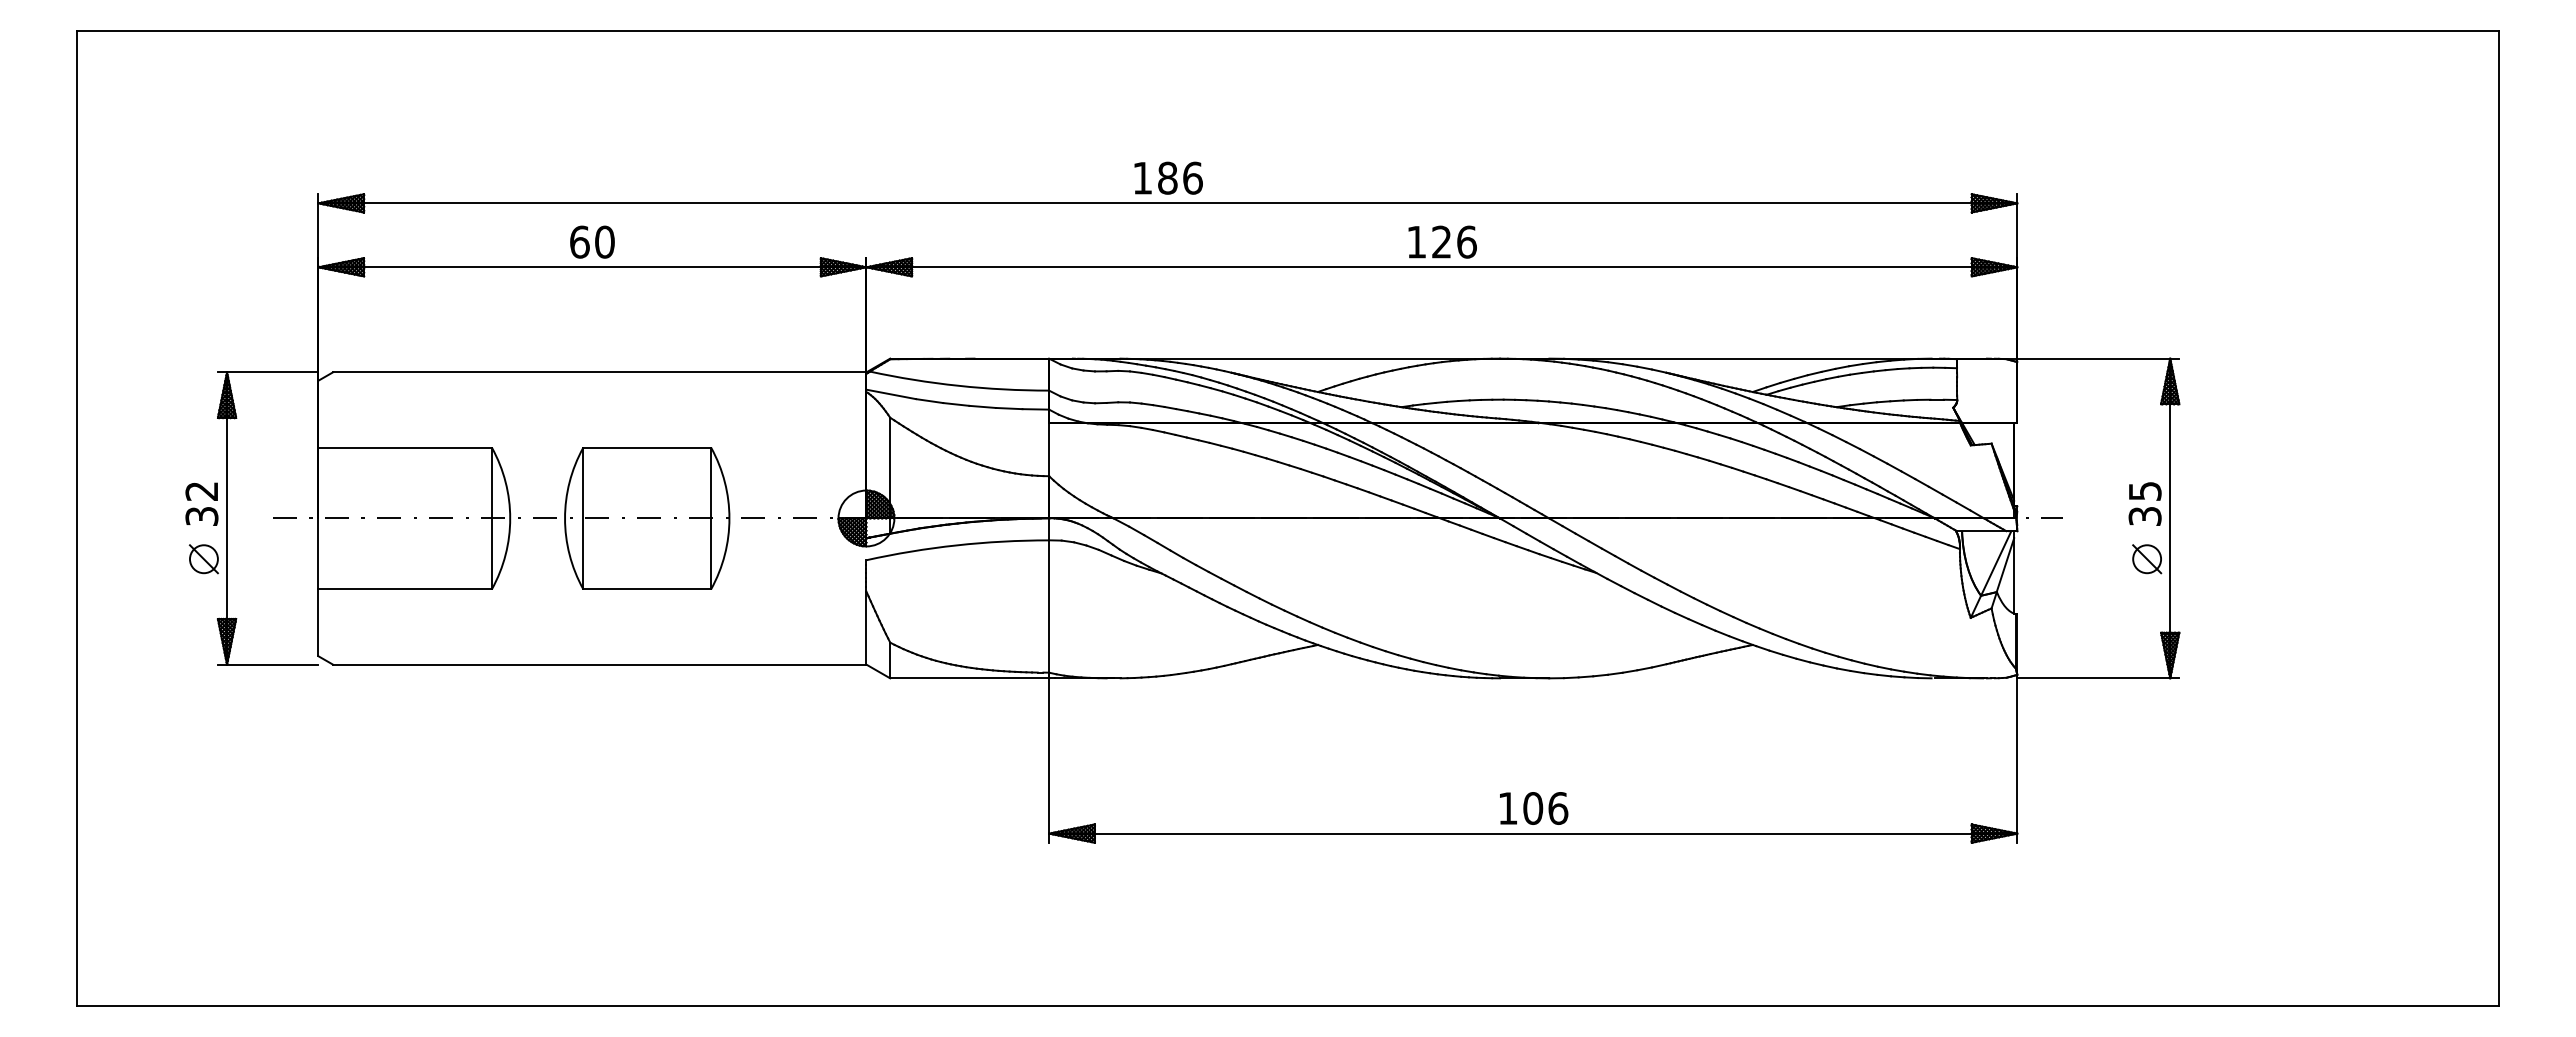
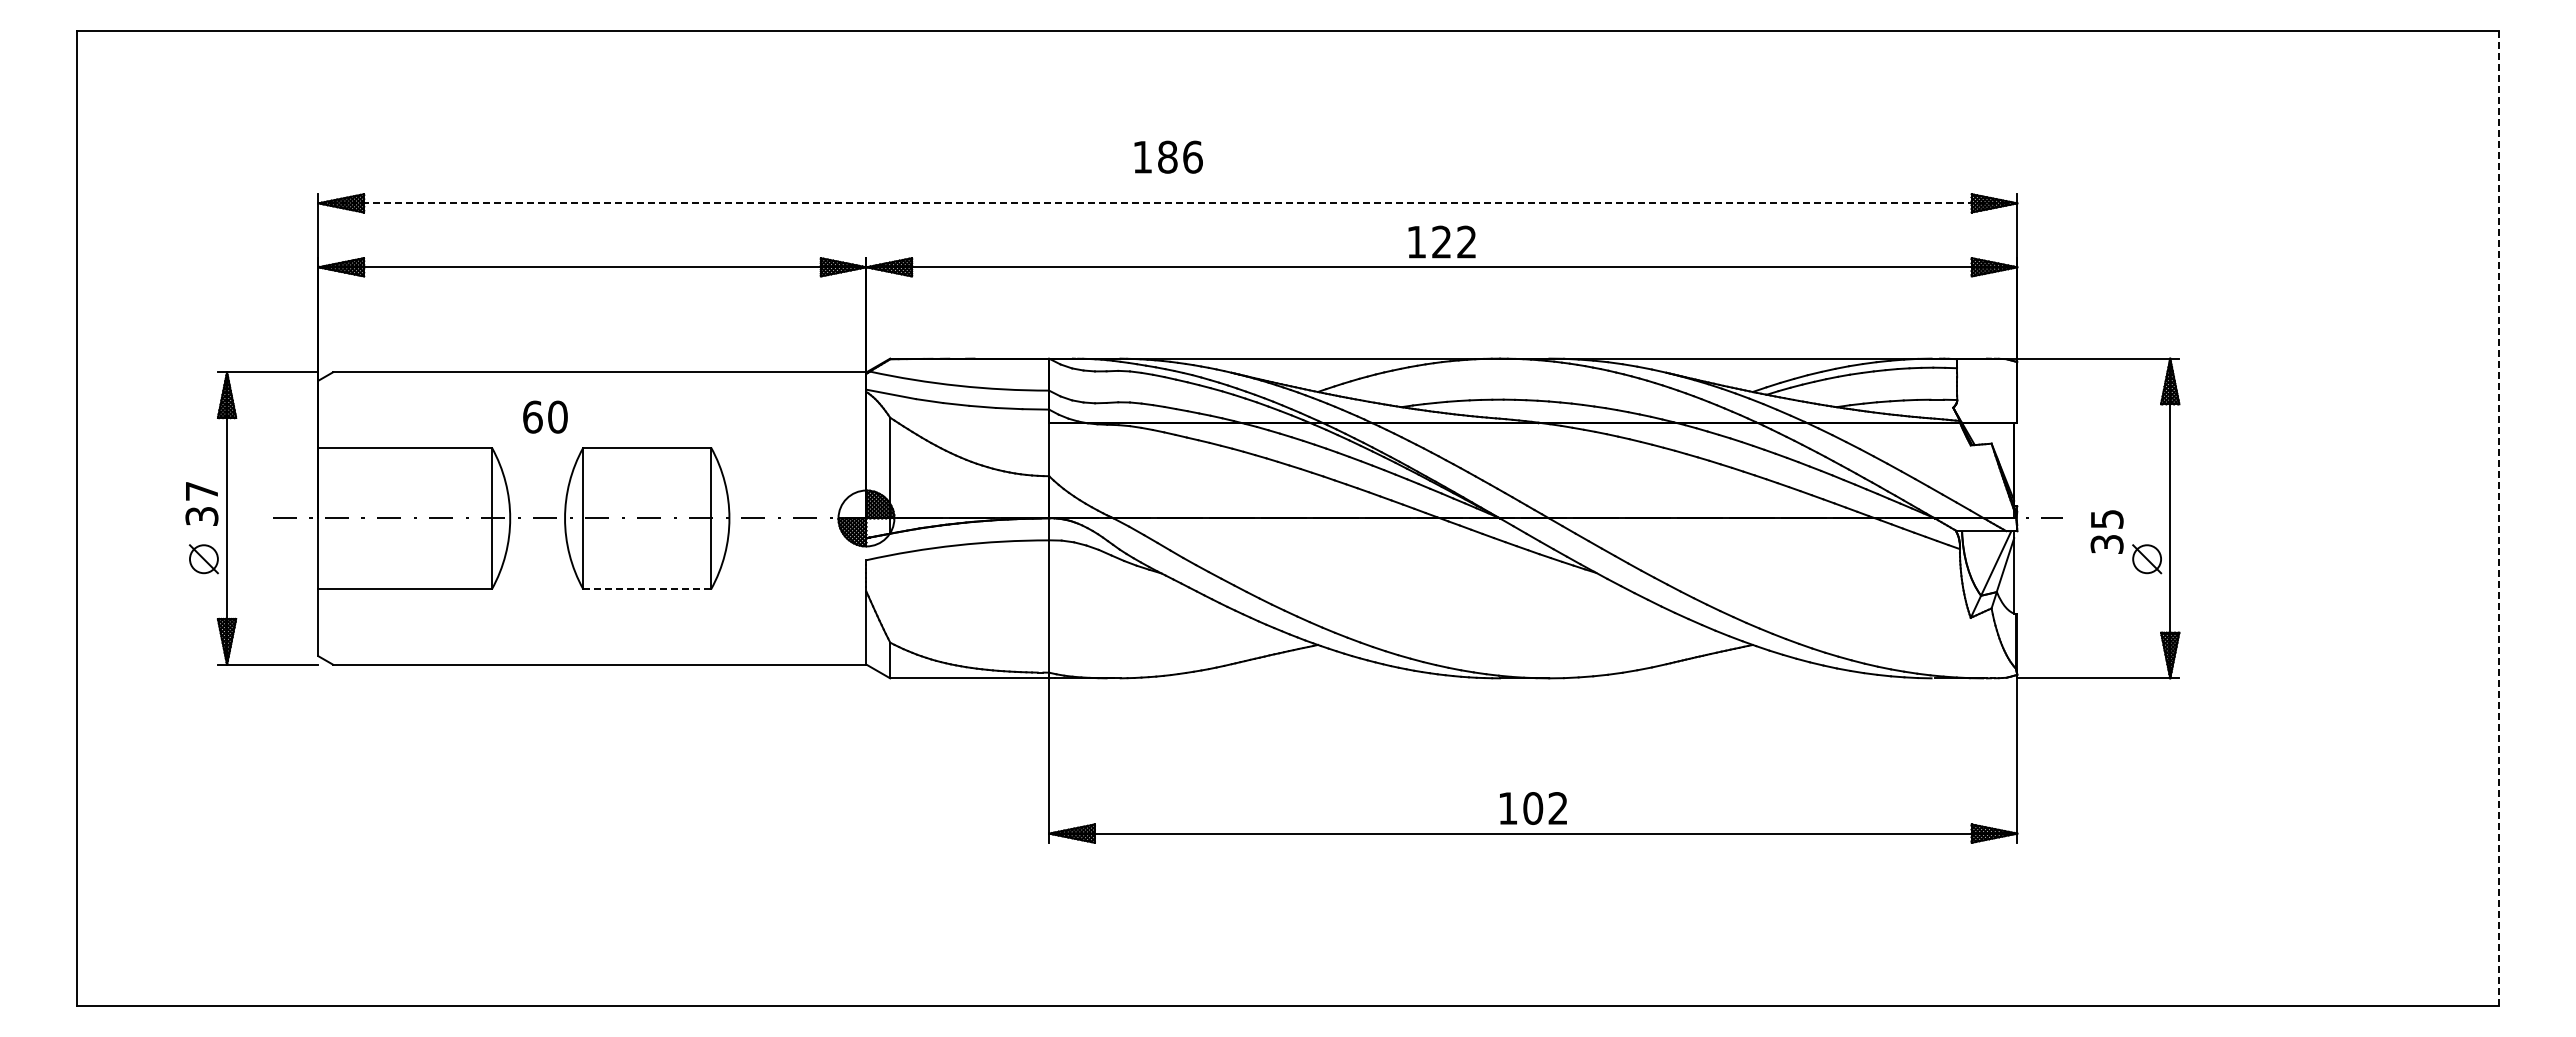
text position: (1168, 177) -> (1168, 156) (1168, 156)
line: solid -> dashed (1168, 203)
text position: (592, 241) -> (545, 416) (545, 416)
text: 126 -> 122 (1466, 241)
text: 32 -> 37 (201, 491)
text position: (2144, 503) -> (2106, 531) (2106, 531)
line: solid -> dashed (2498, 518)
line: solid -> dashed (647, 589)
text: 106 -> 102 (1558, 808)
